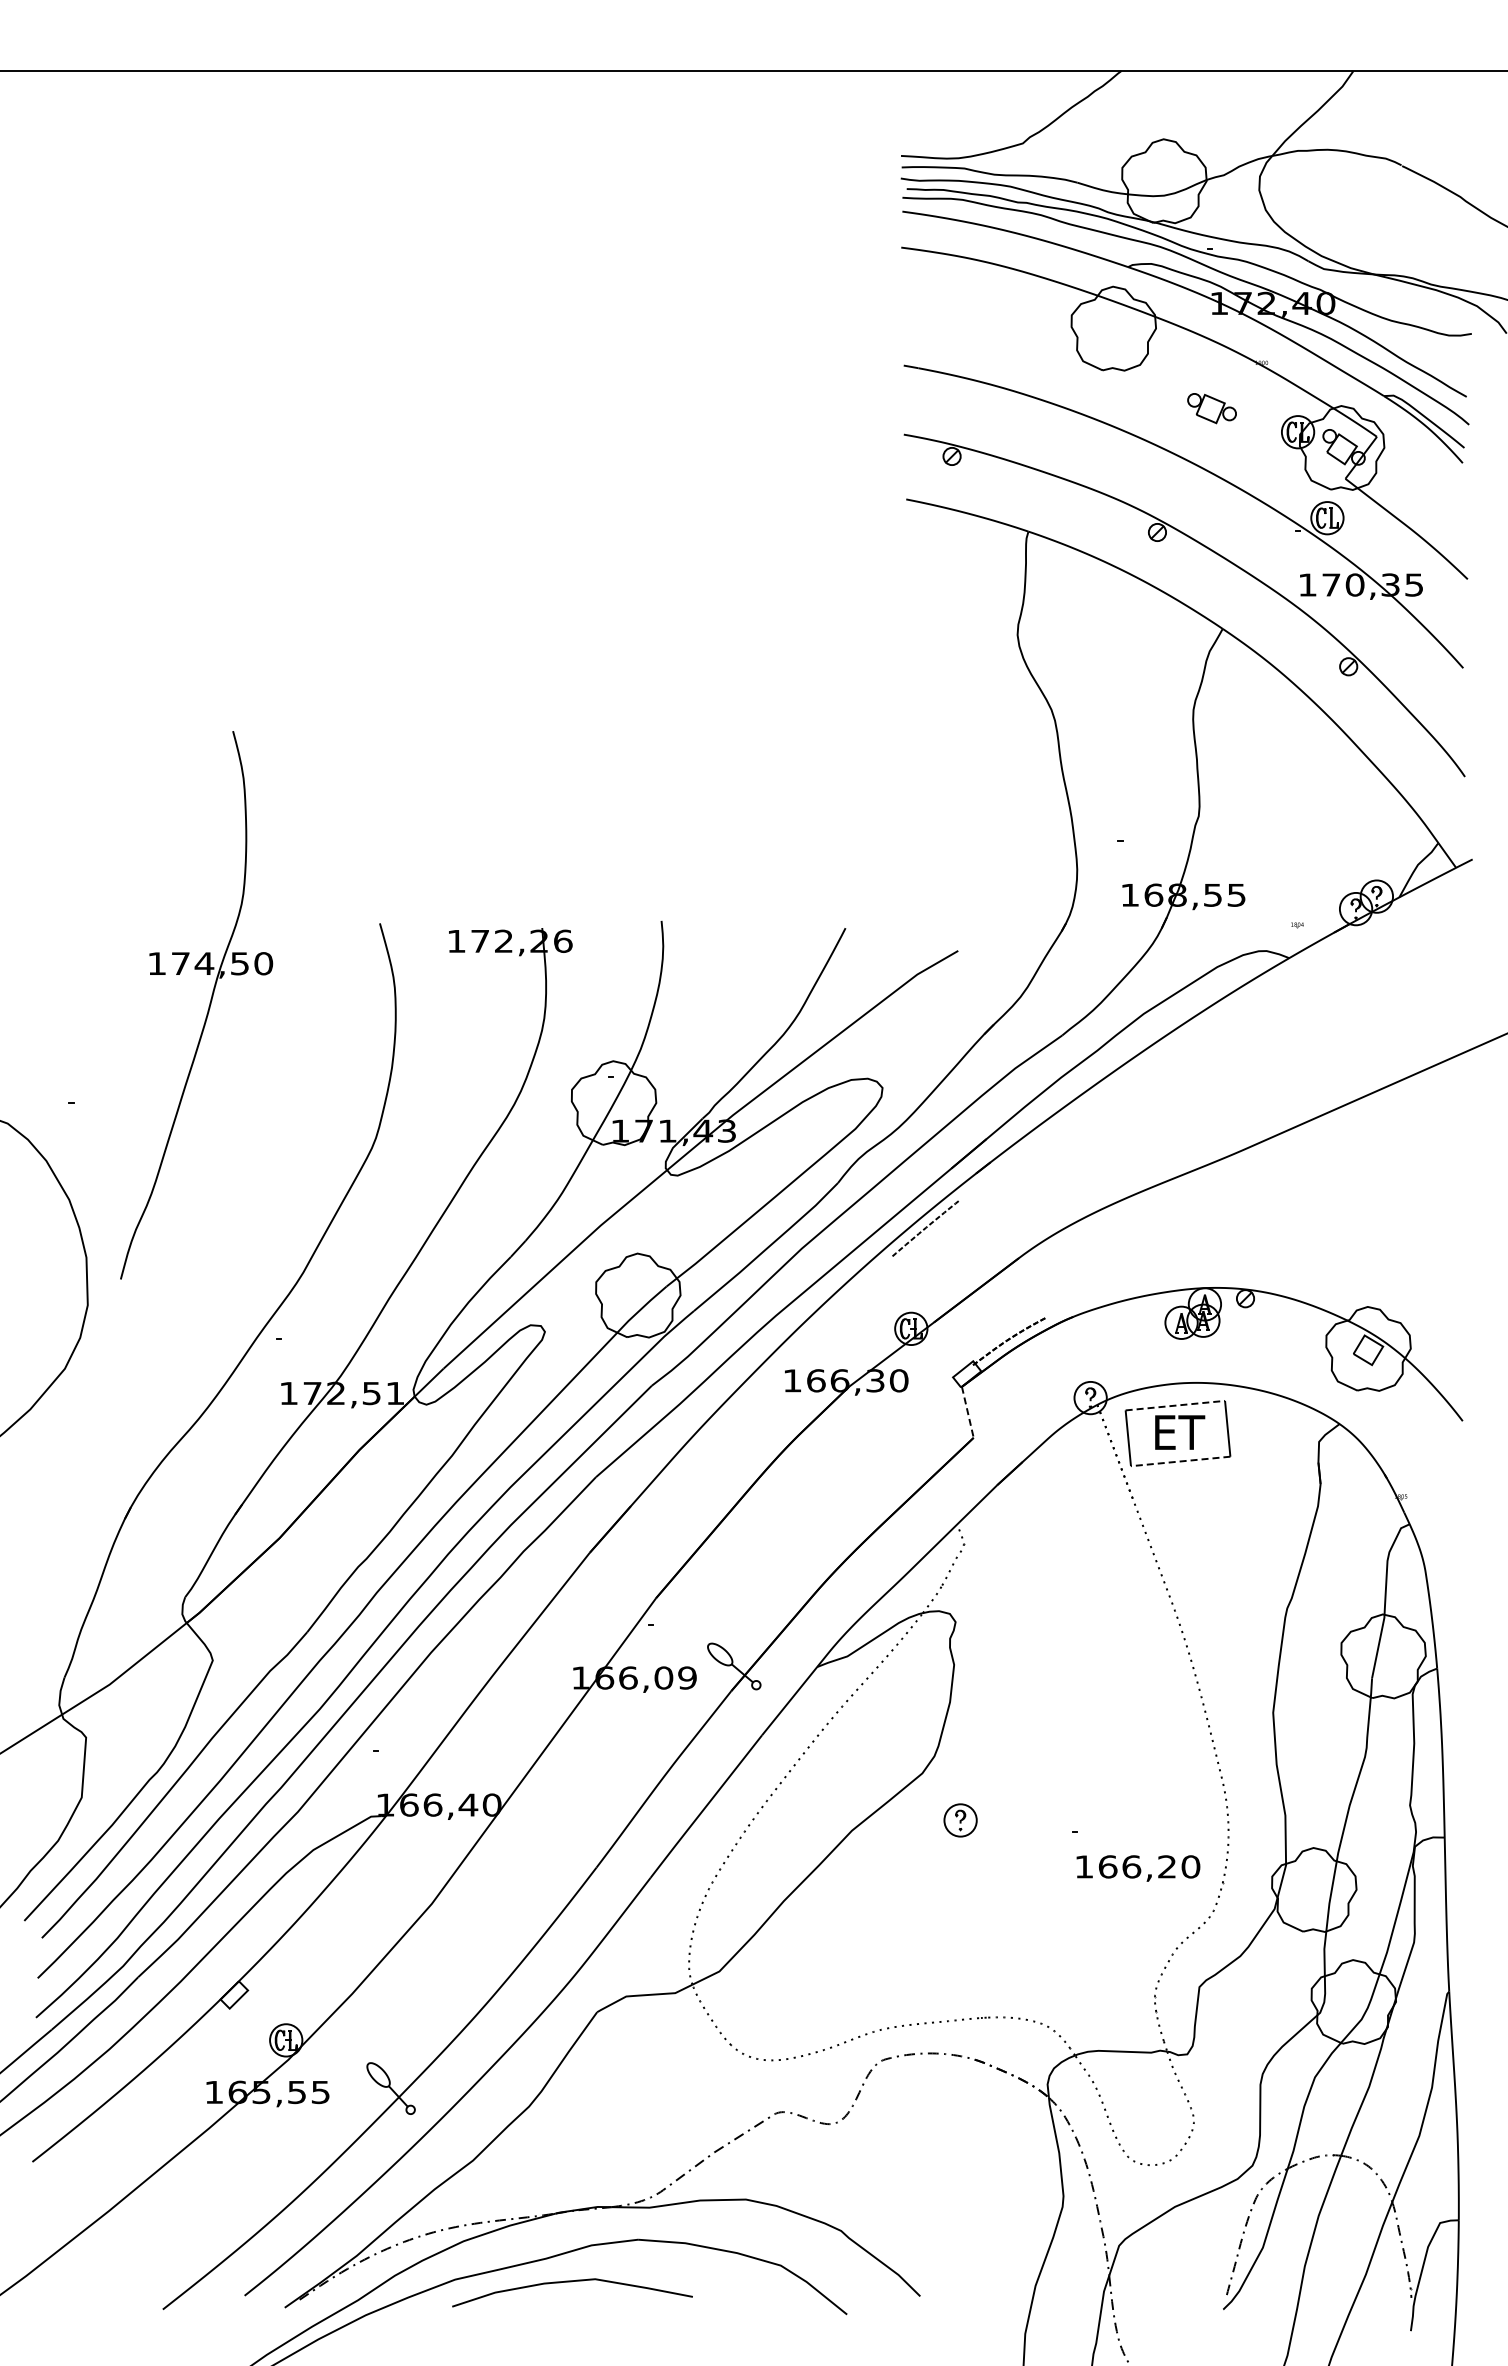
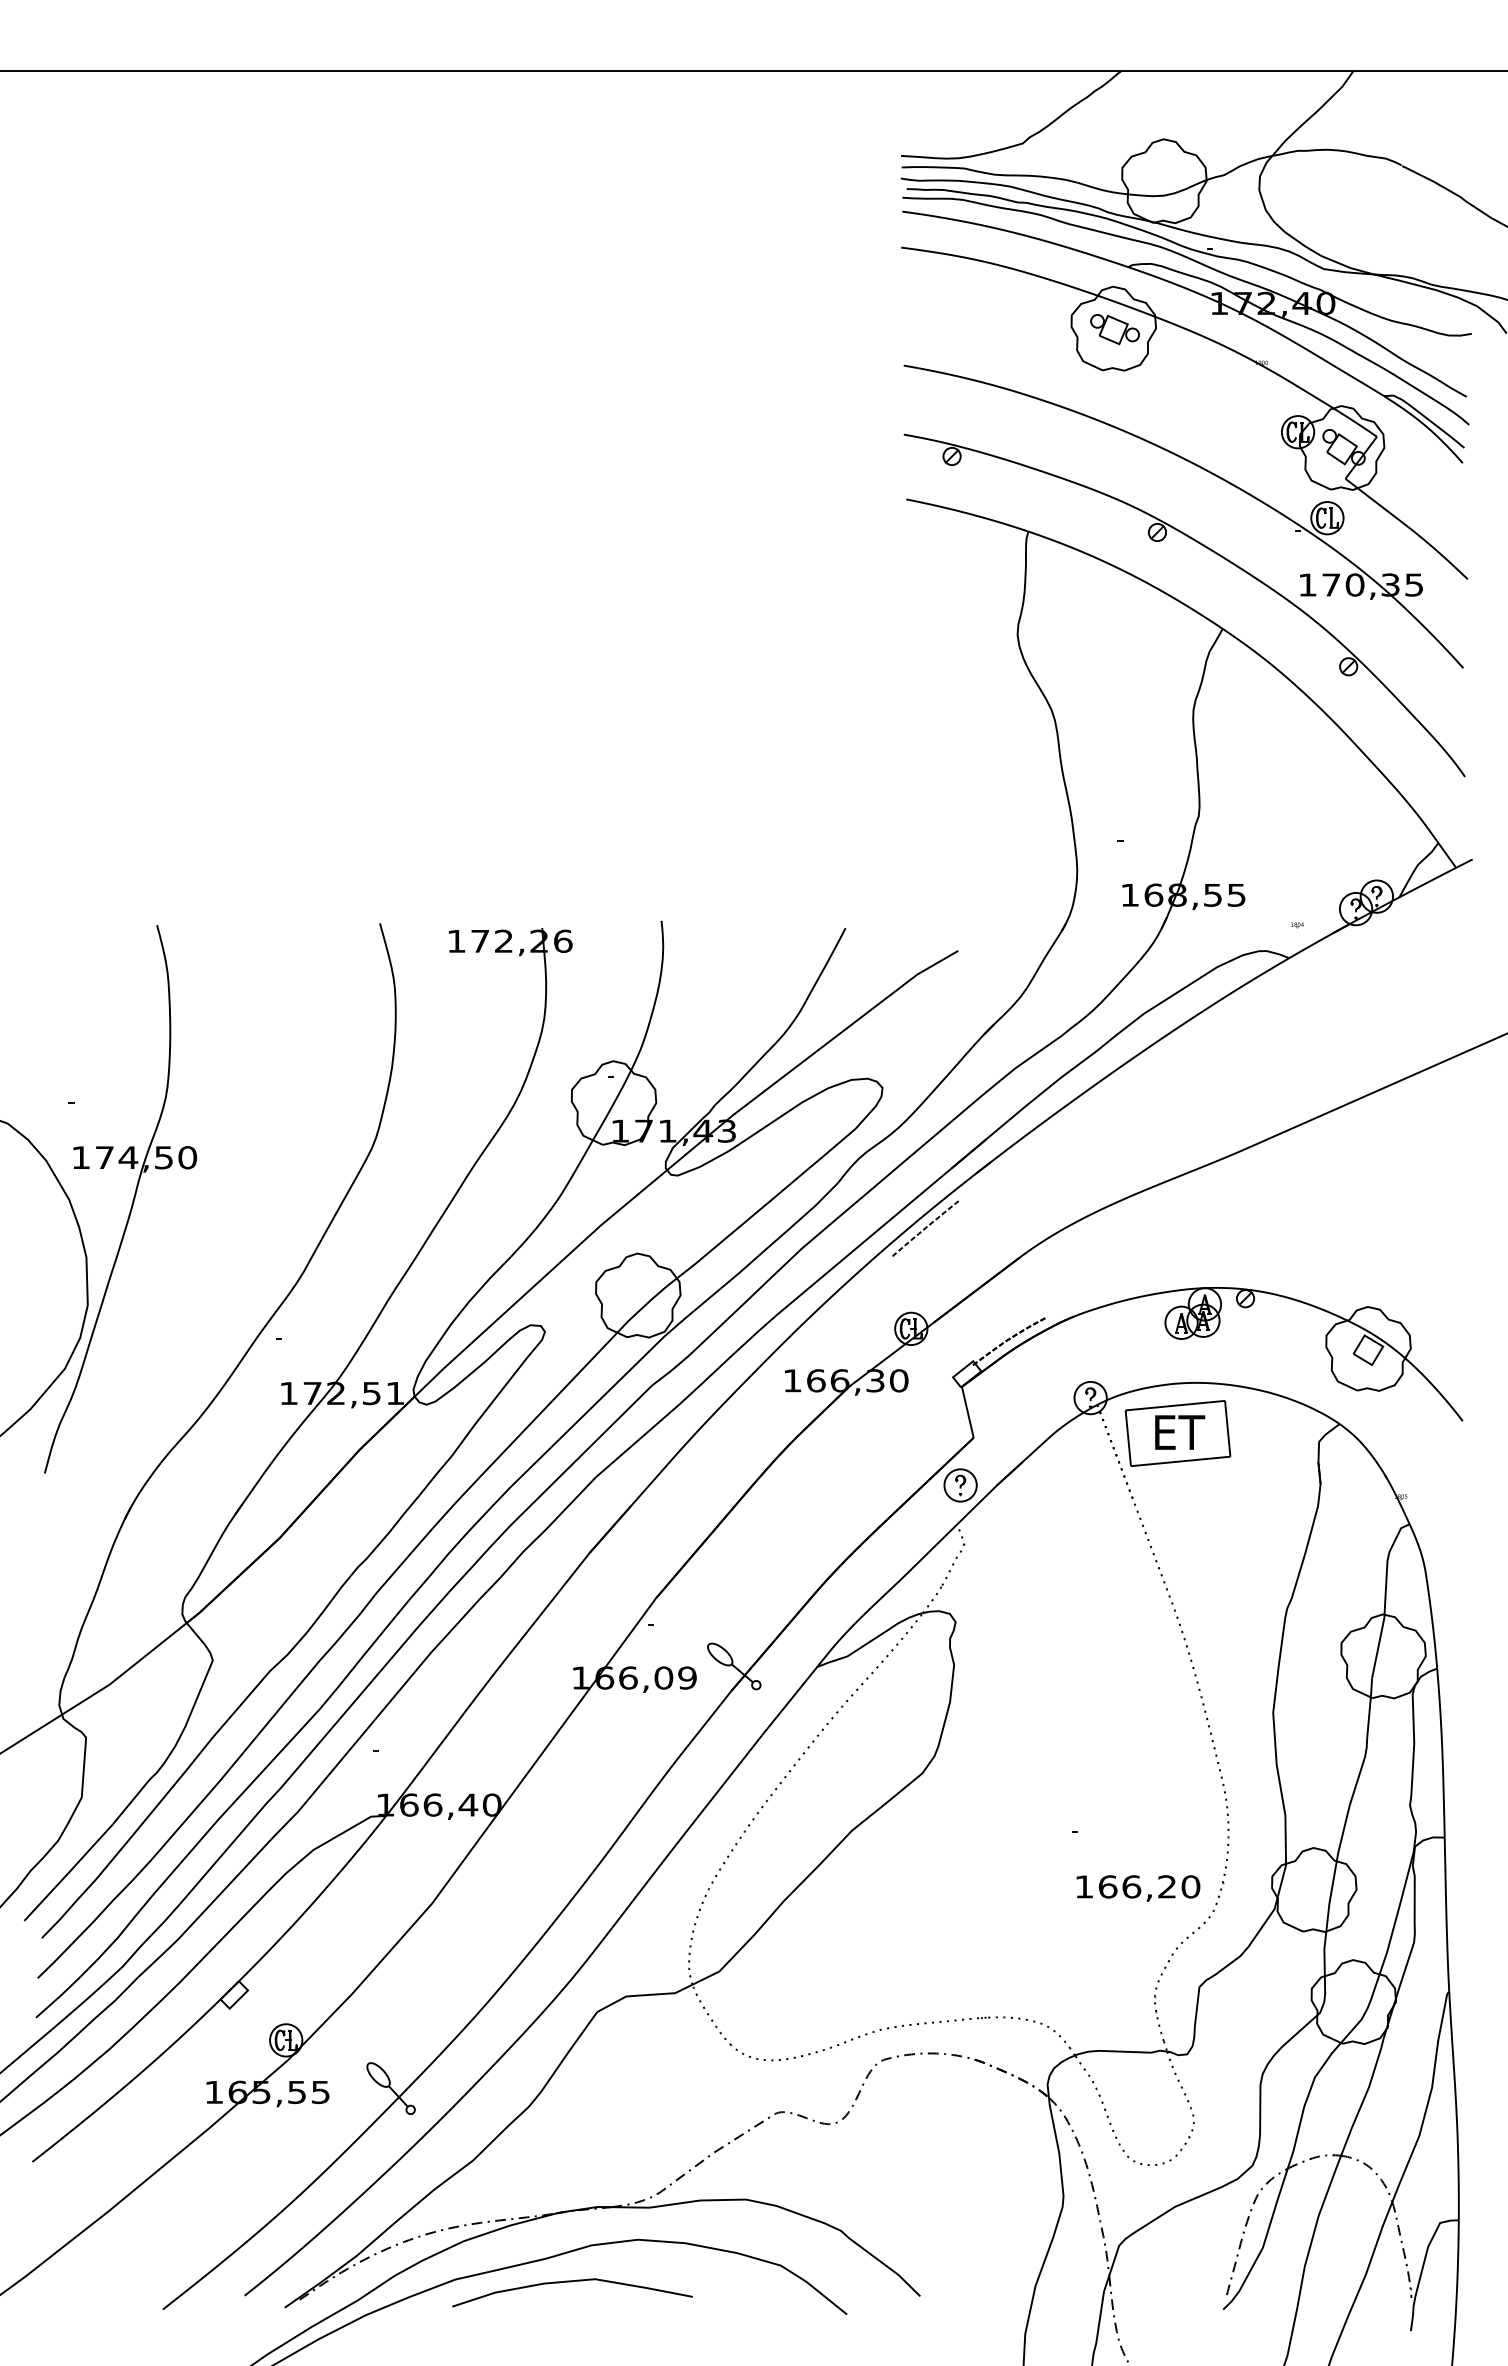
part position: (1211, 408) -> (1114, 329) (1114, 329)
part position: (208, 1006) -> (132, 1200) (132, 1200)
line: dashed -> solid (1175, 1405)
line: dashed -> solid (967, 1412)
line: dashed -> solid (1180, 1461)
part position: (960, 1820) -> (960, 1485) (960, 1485)
text position: (1138, 1868) -> (1138, 1888) (1138, 1888)
